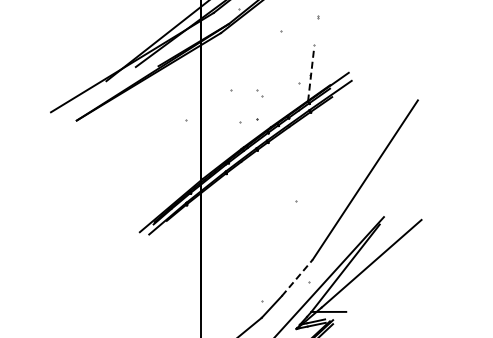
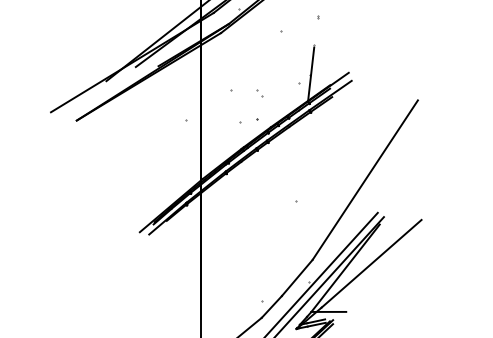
line: dashed -> solid (311, 74)
line: none -> present (322, 273)
line: dashed -> solid (297, 278)
